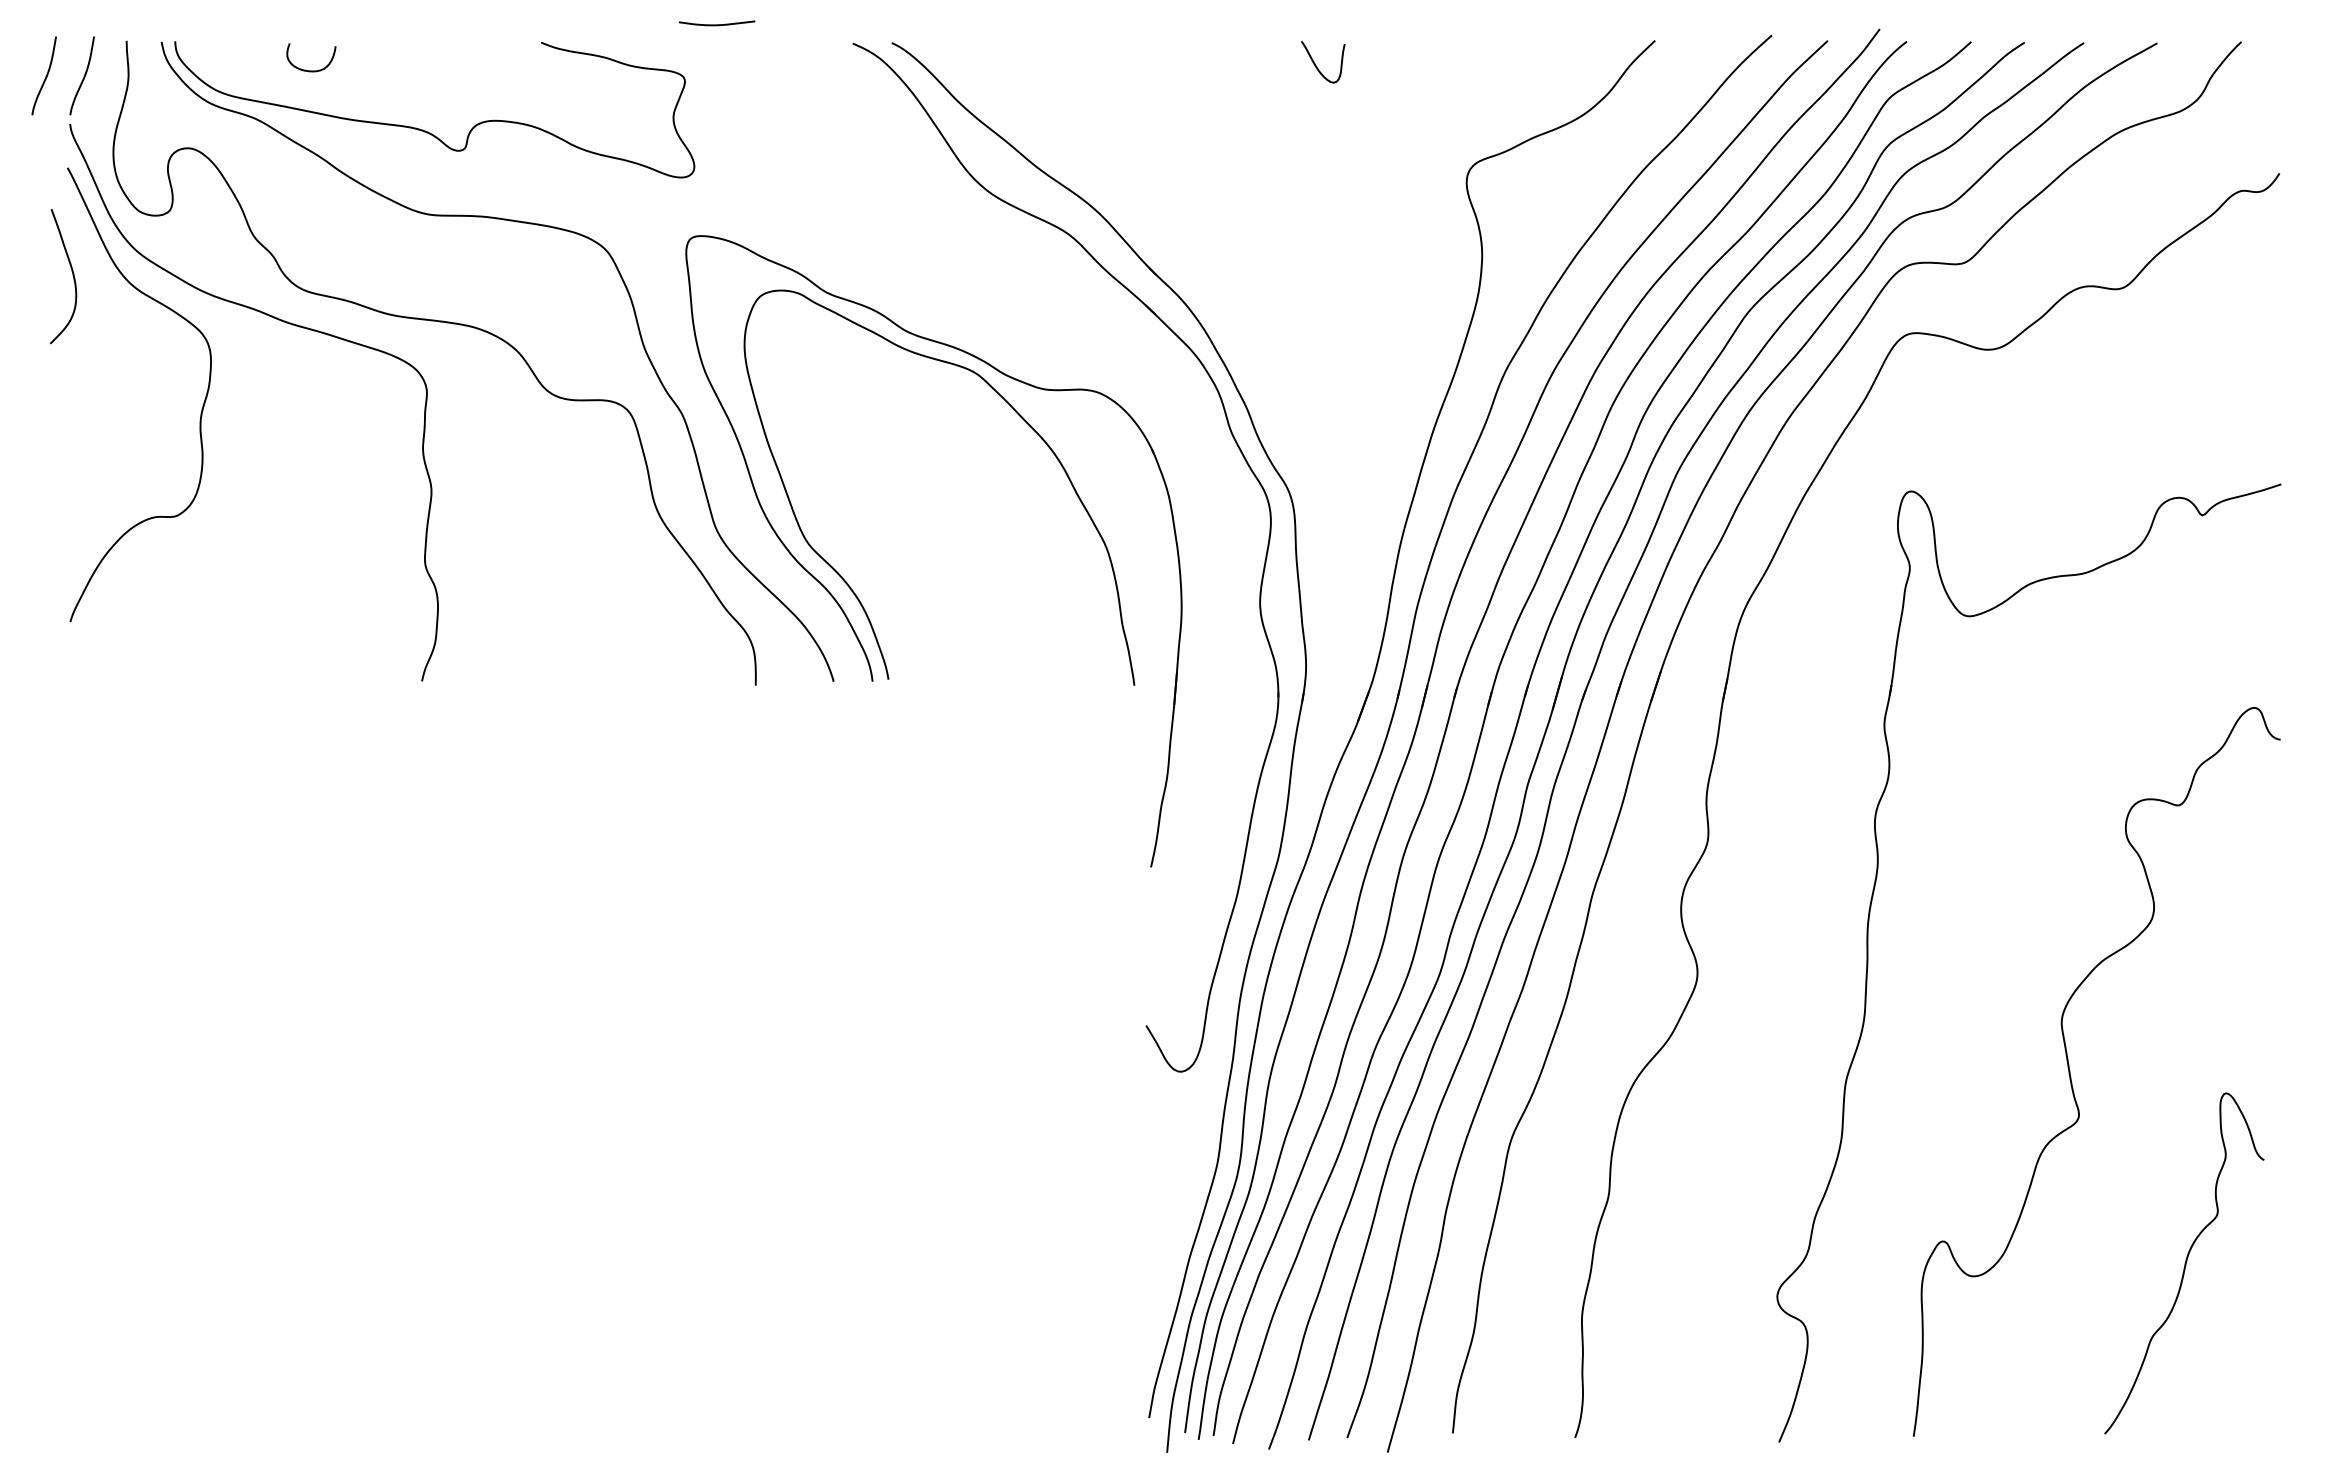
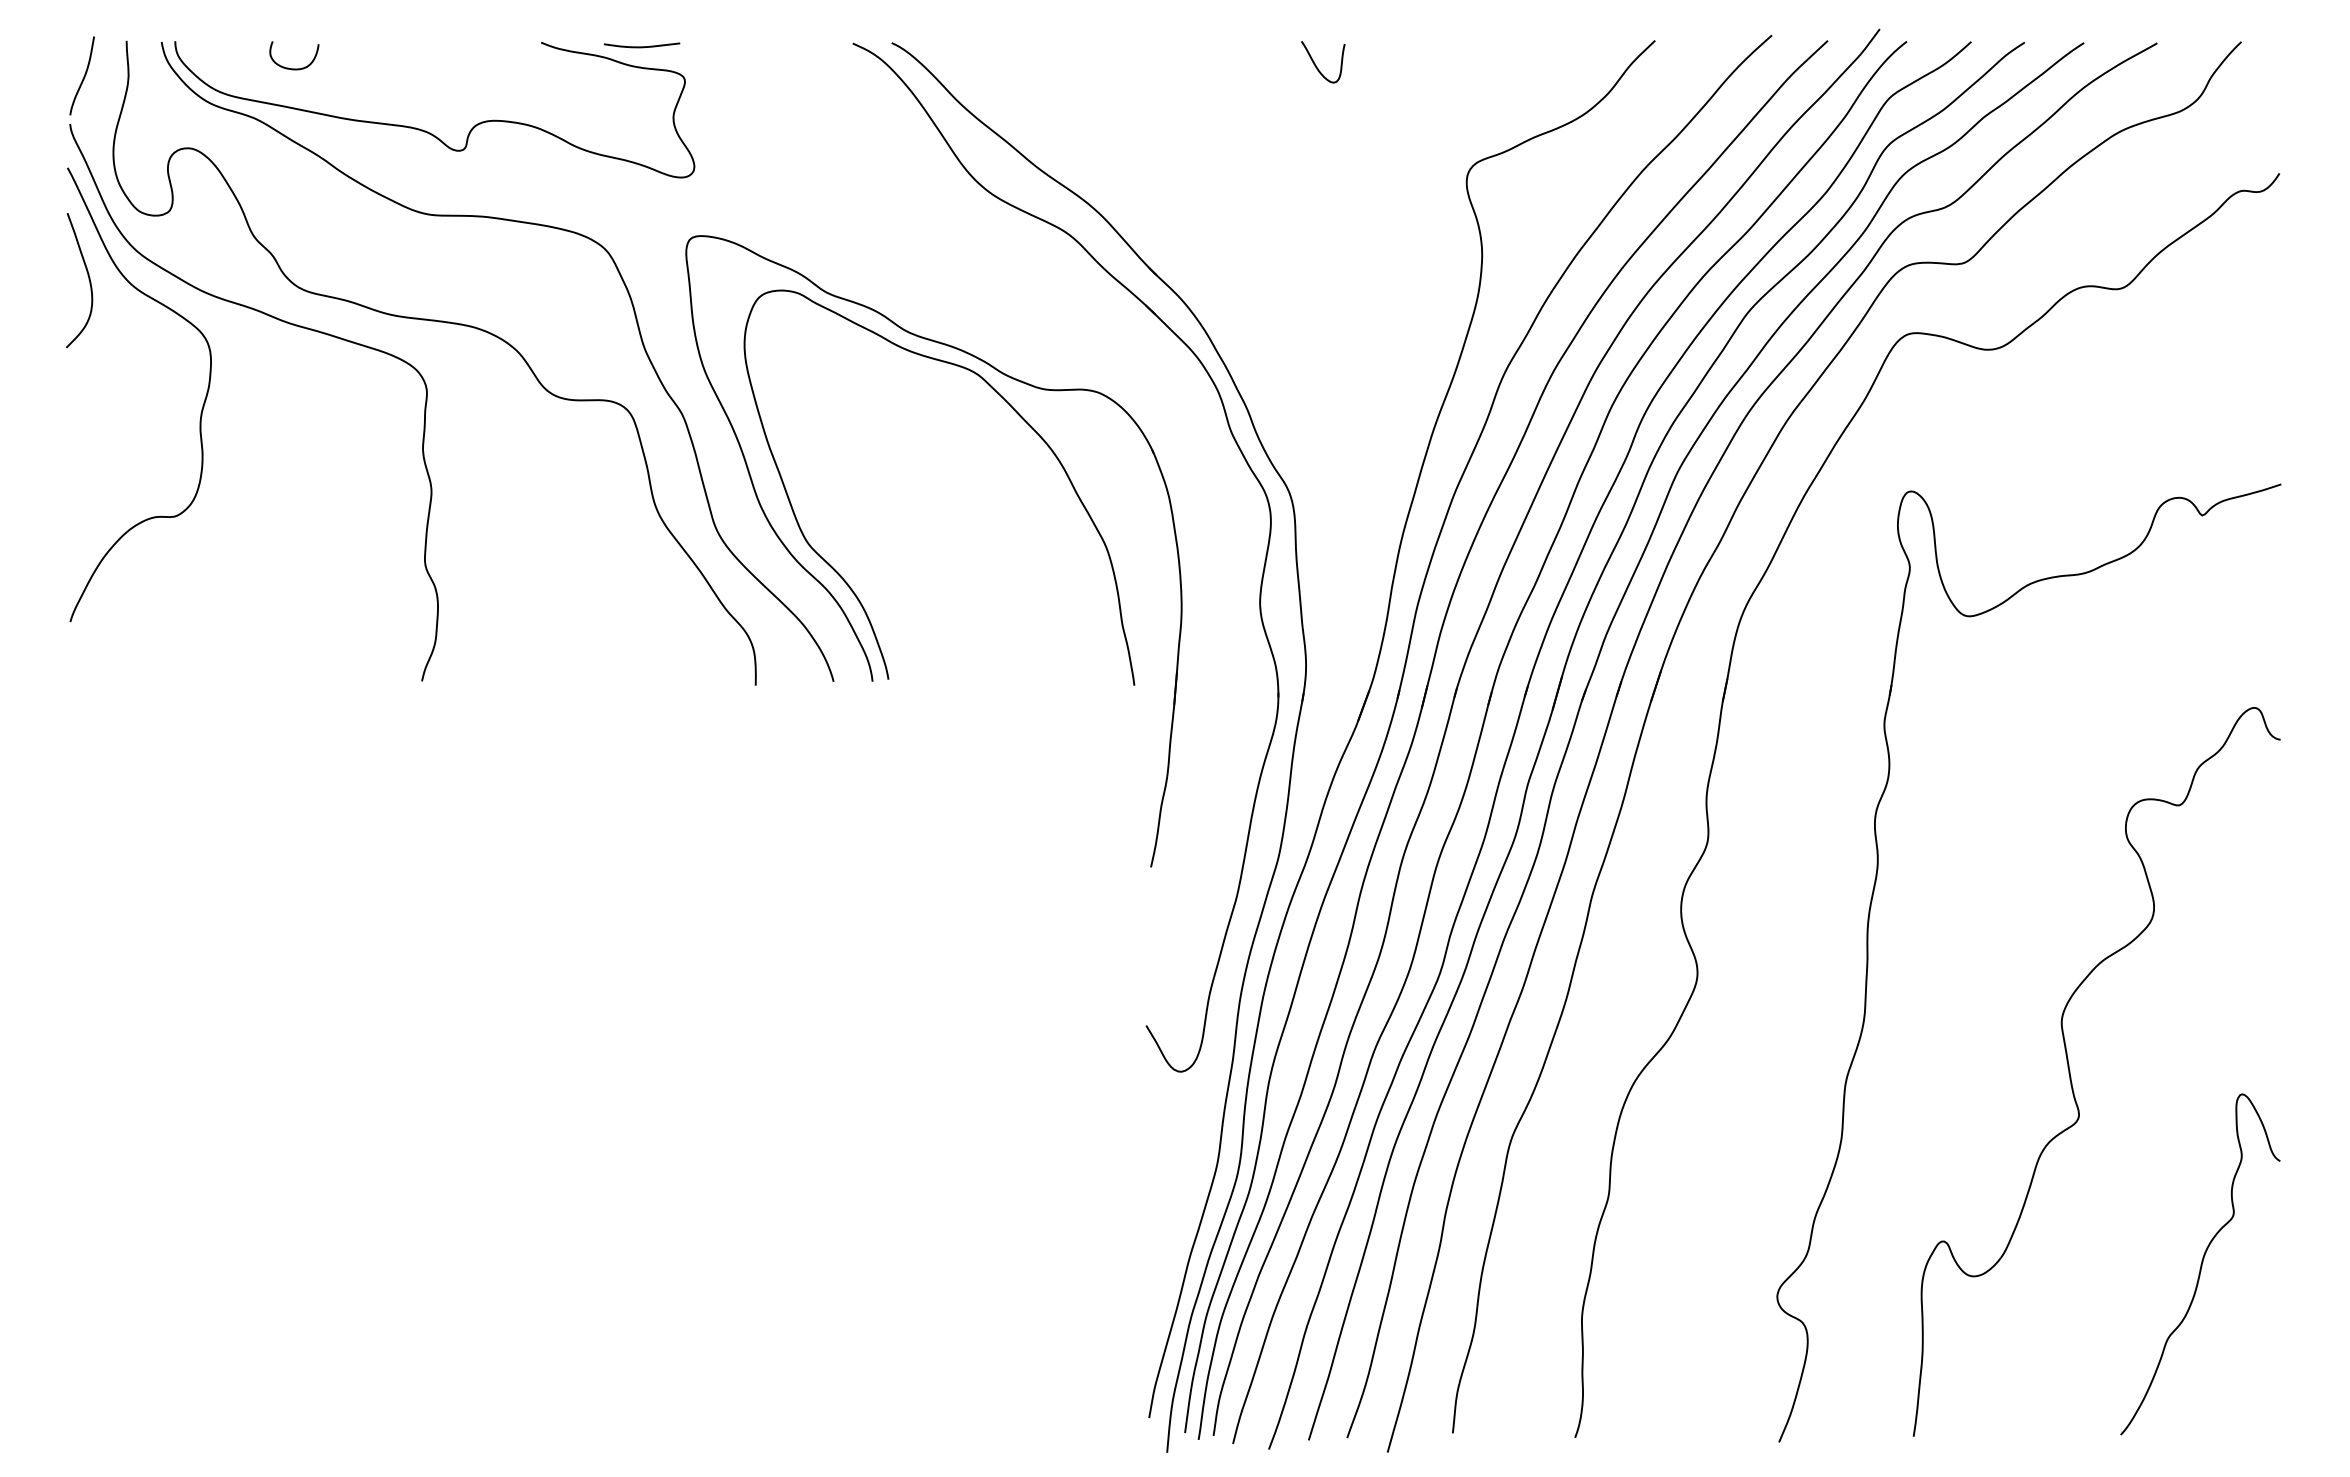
curve position: (716, 24) -> (641, 46) (641, 46)
curve position: (311, 70) -> (294, 68) (294, 68)
curve: present -> none (45, 76)
curve position: (72, 275) -> (88, 279) (88, 279)
curve position: (2184, 1263) -> (2200, 1264) (2200, 1264)
